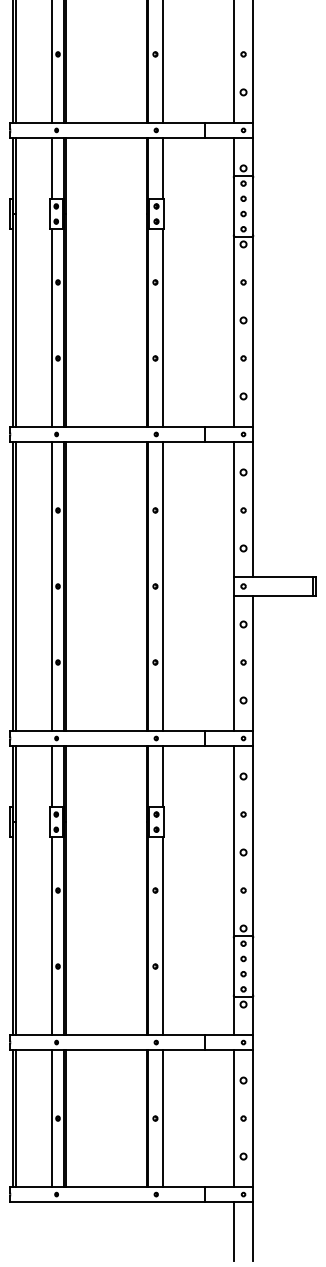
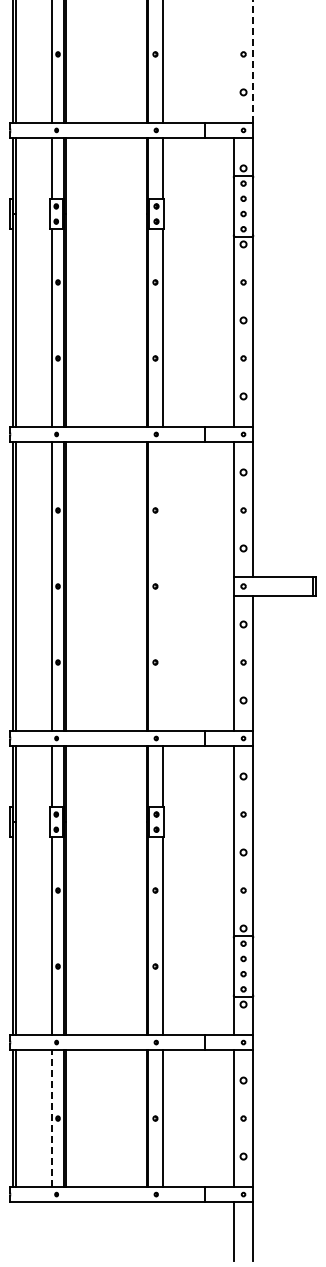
line: solid -> dashed (253, 61)
line: present -> none (233, 62)
line: present -> none (162, 586)
line: solid -> dashed (51, 1118)
